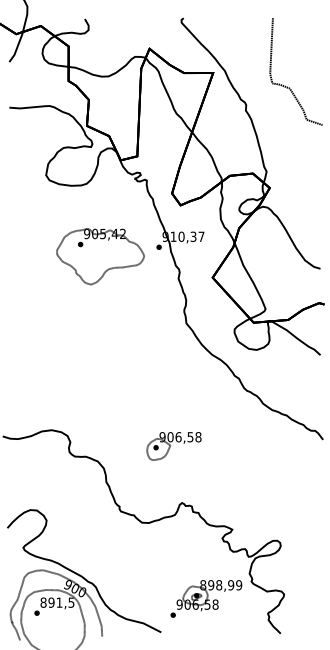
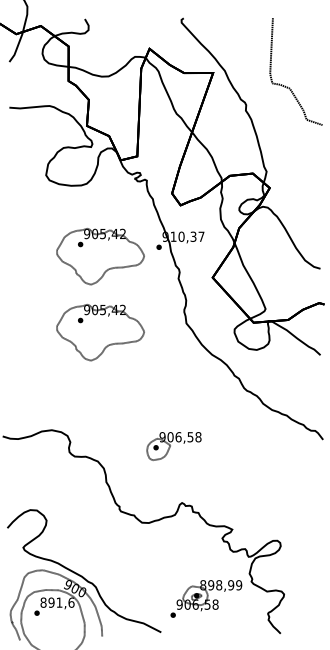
part: none -> present (100, 332)
text: 891,5 -> 891,6 (71, 602)
